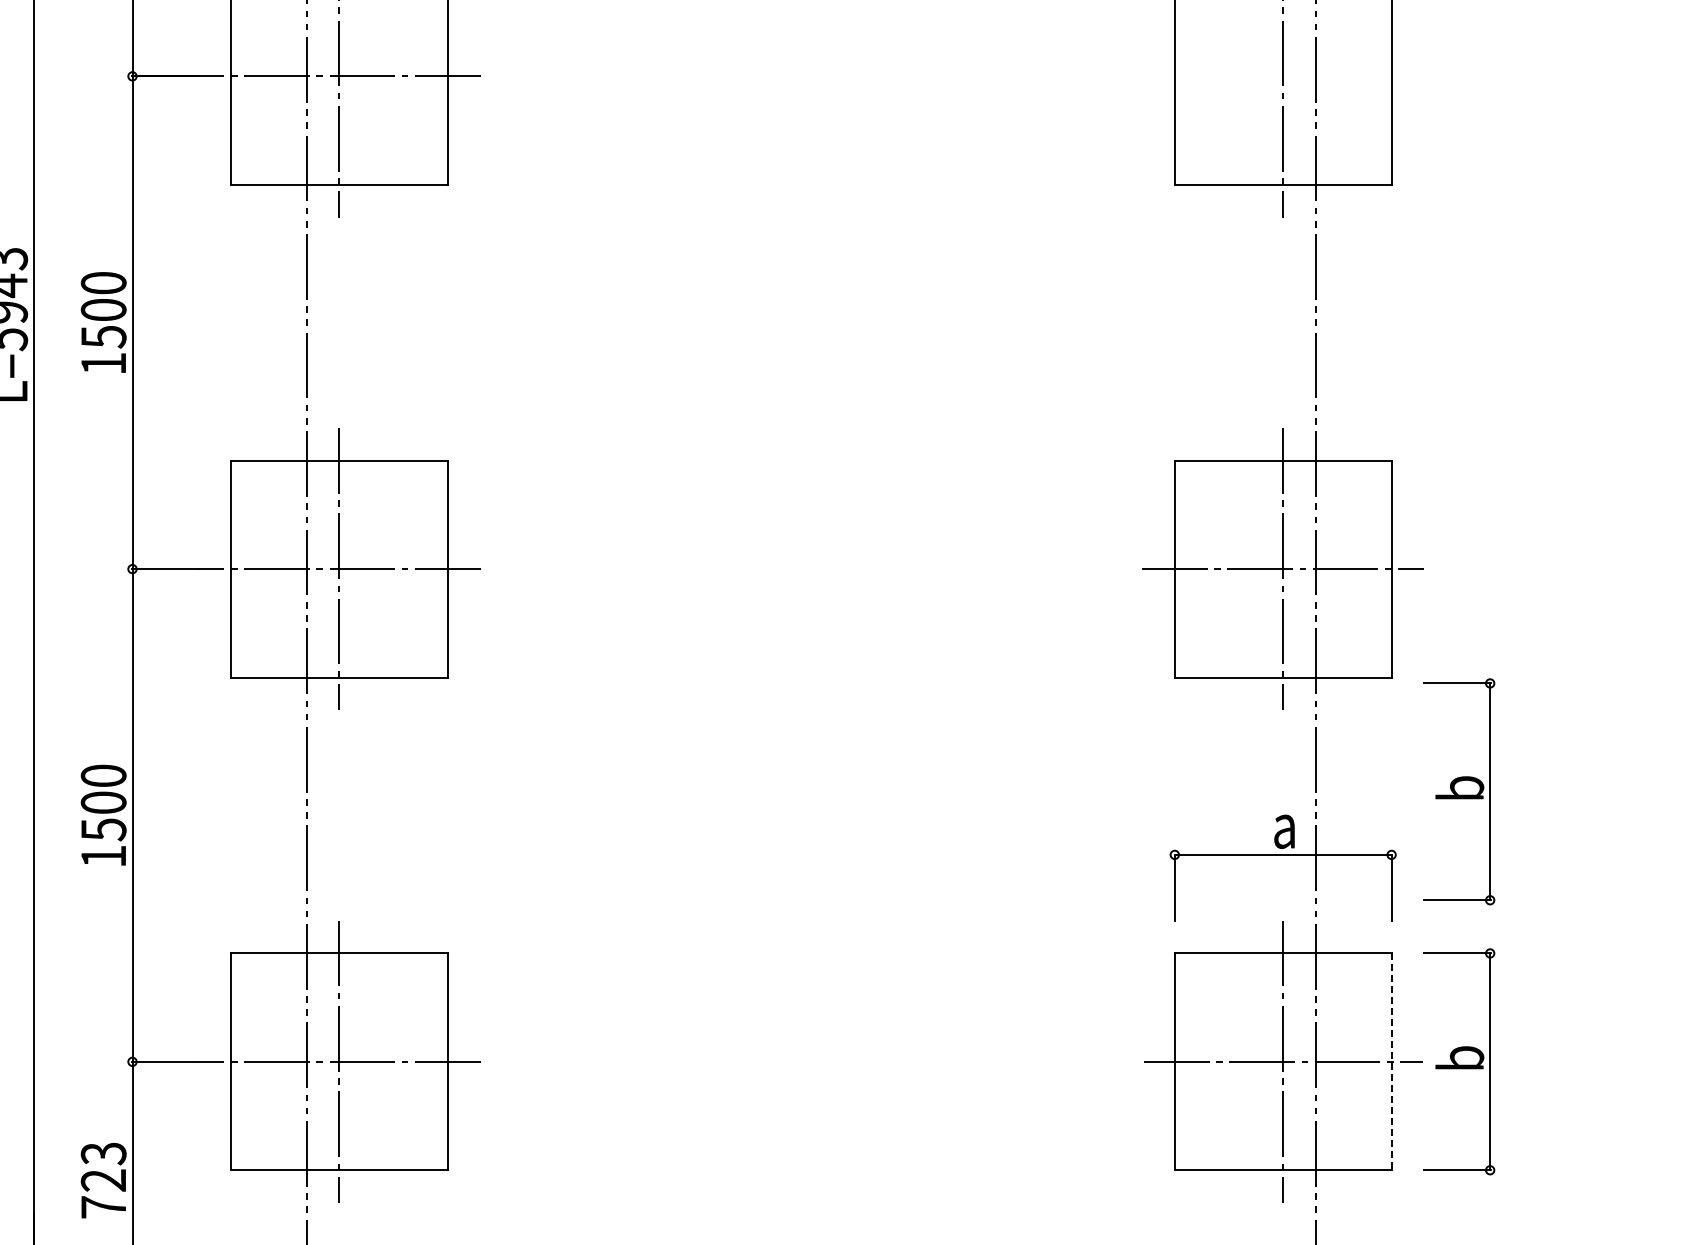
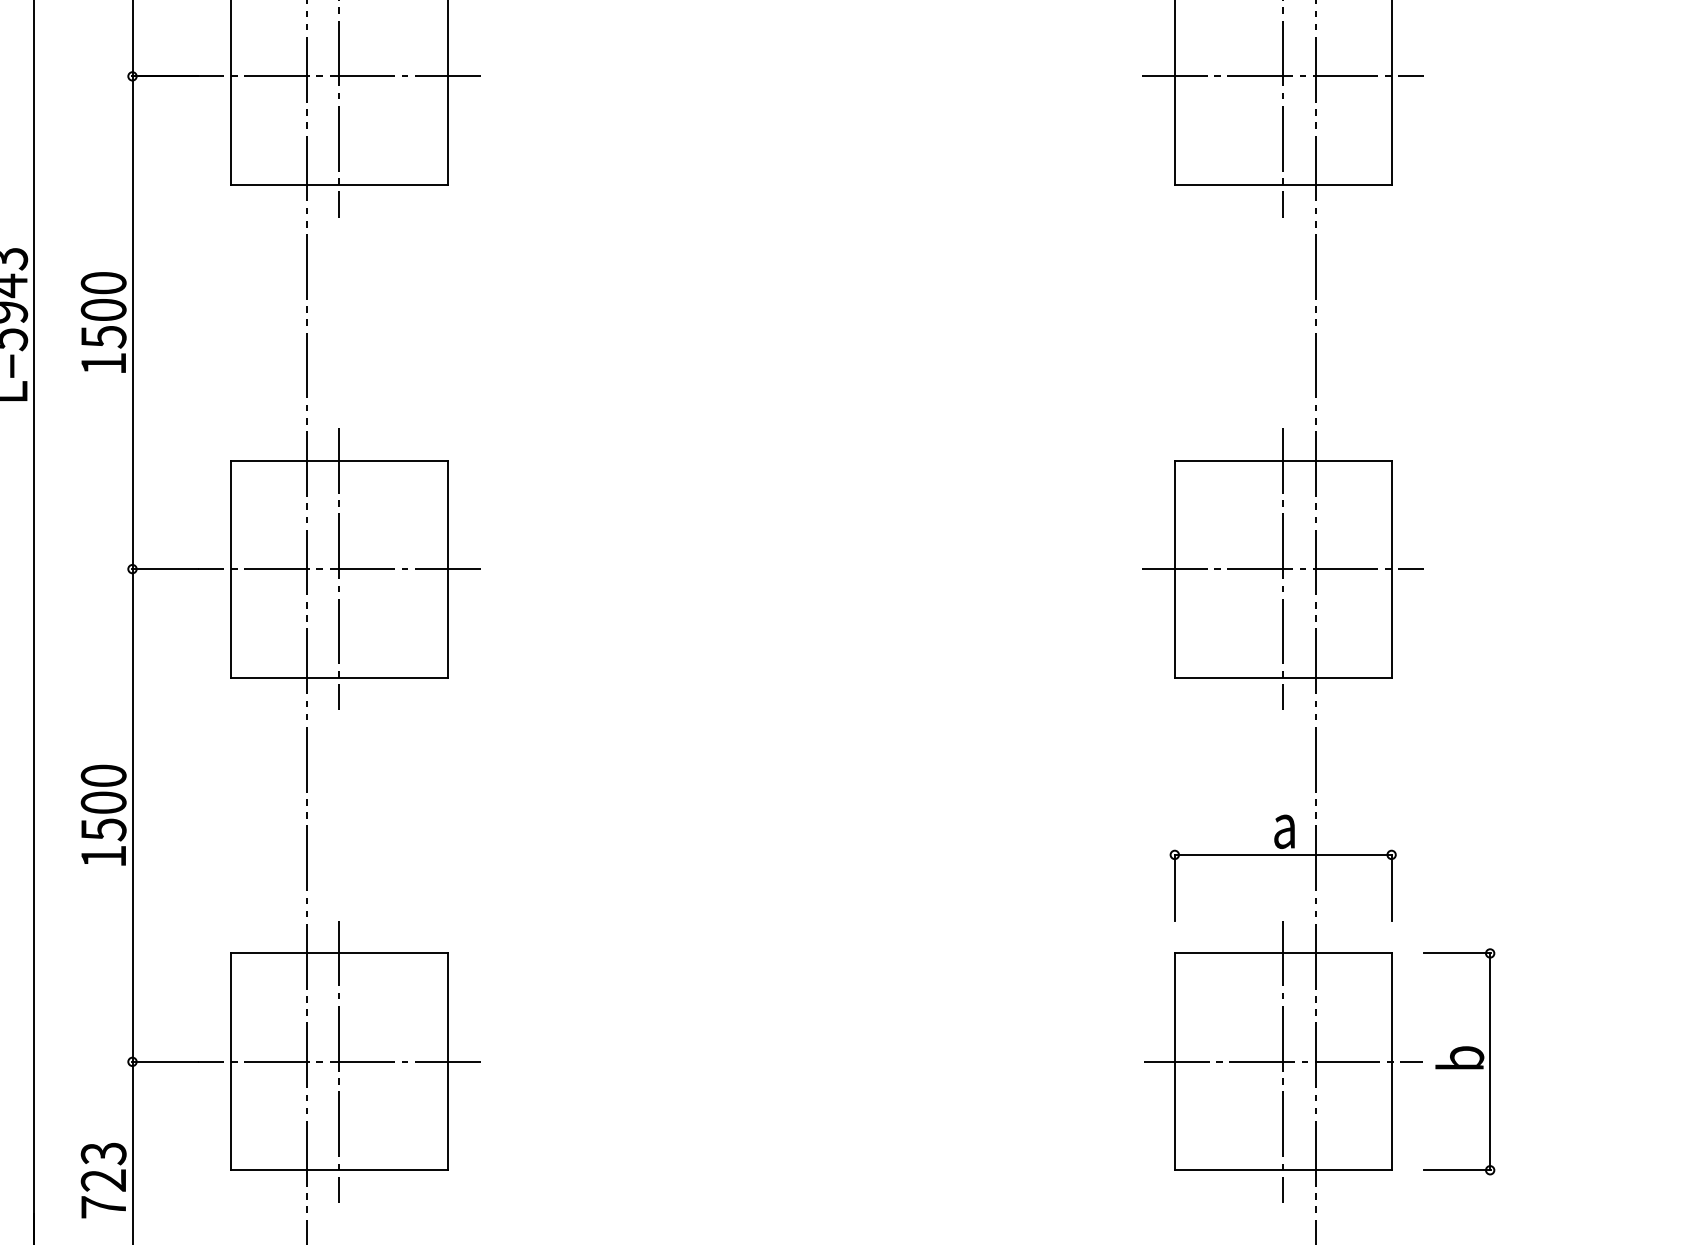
line: none -> present (1282, 76)
part: present -> none (1459, 791)
line: dashed -> solid (1391, 1062)
